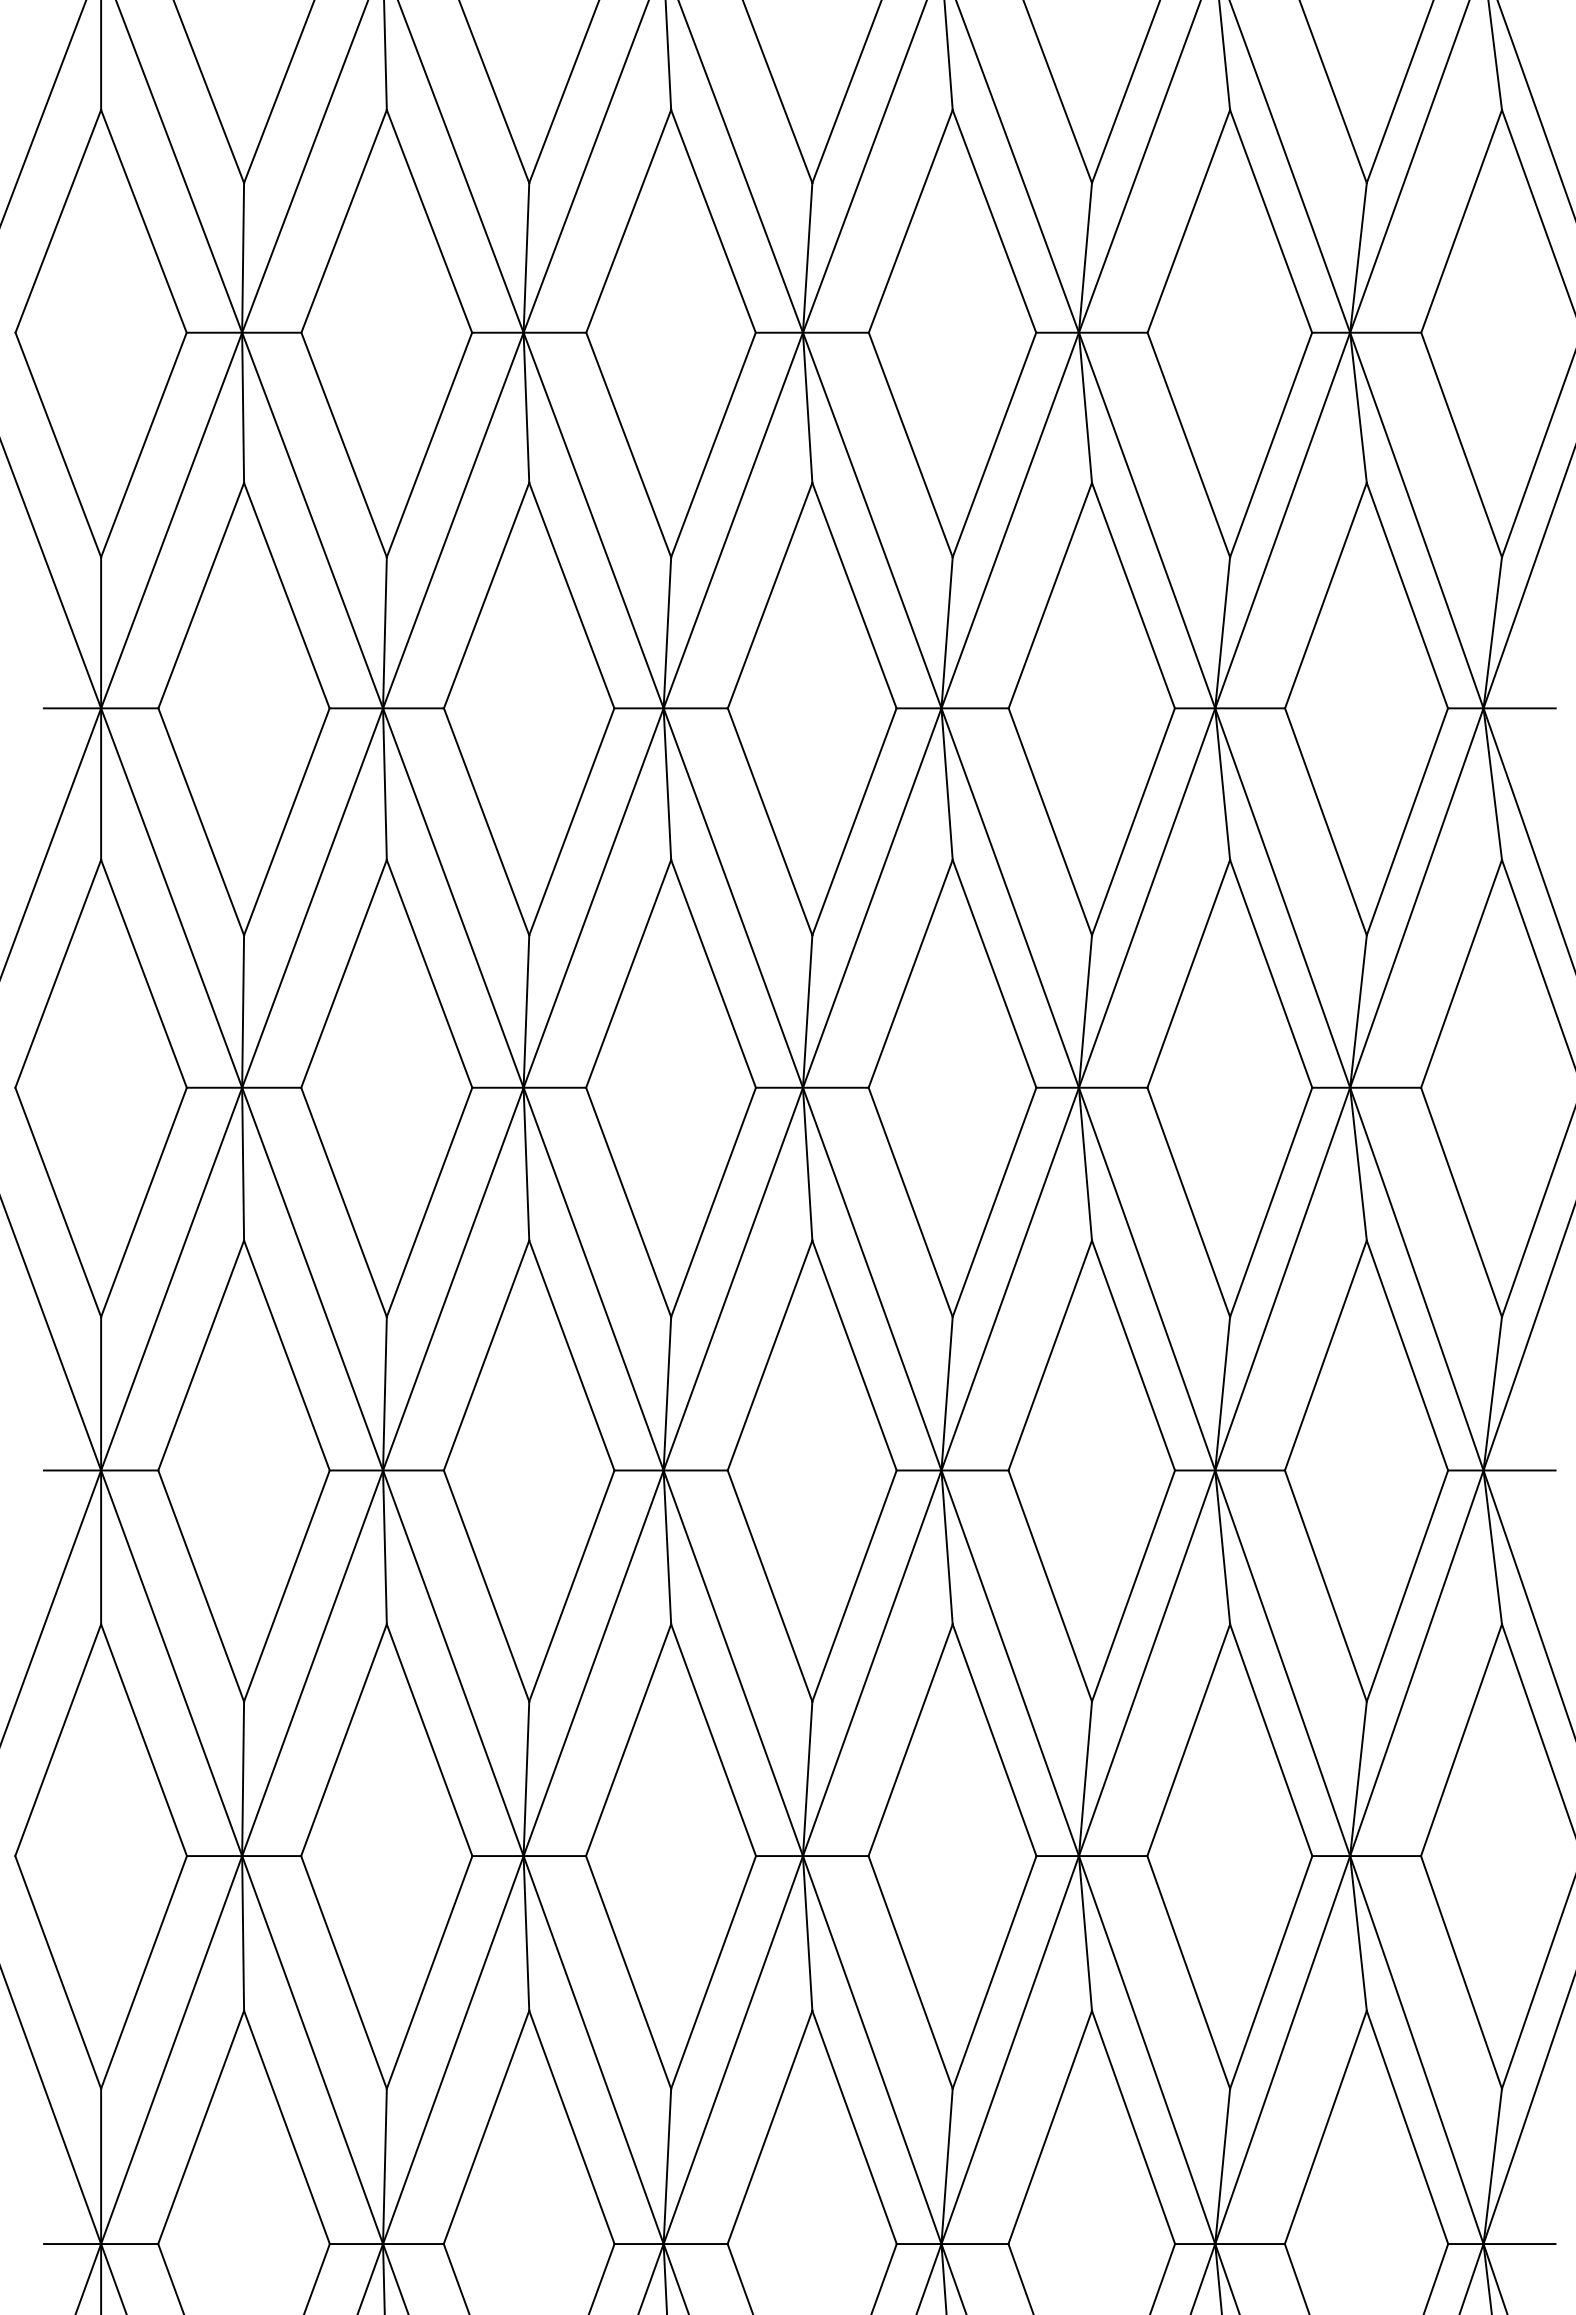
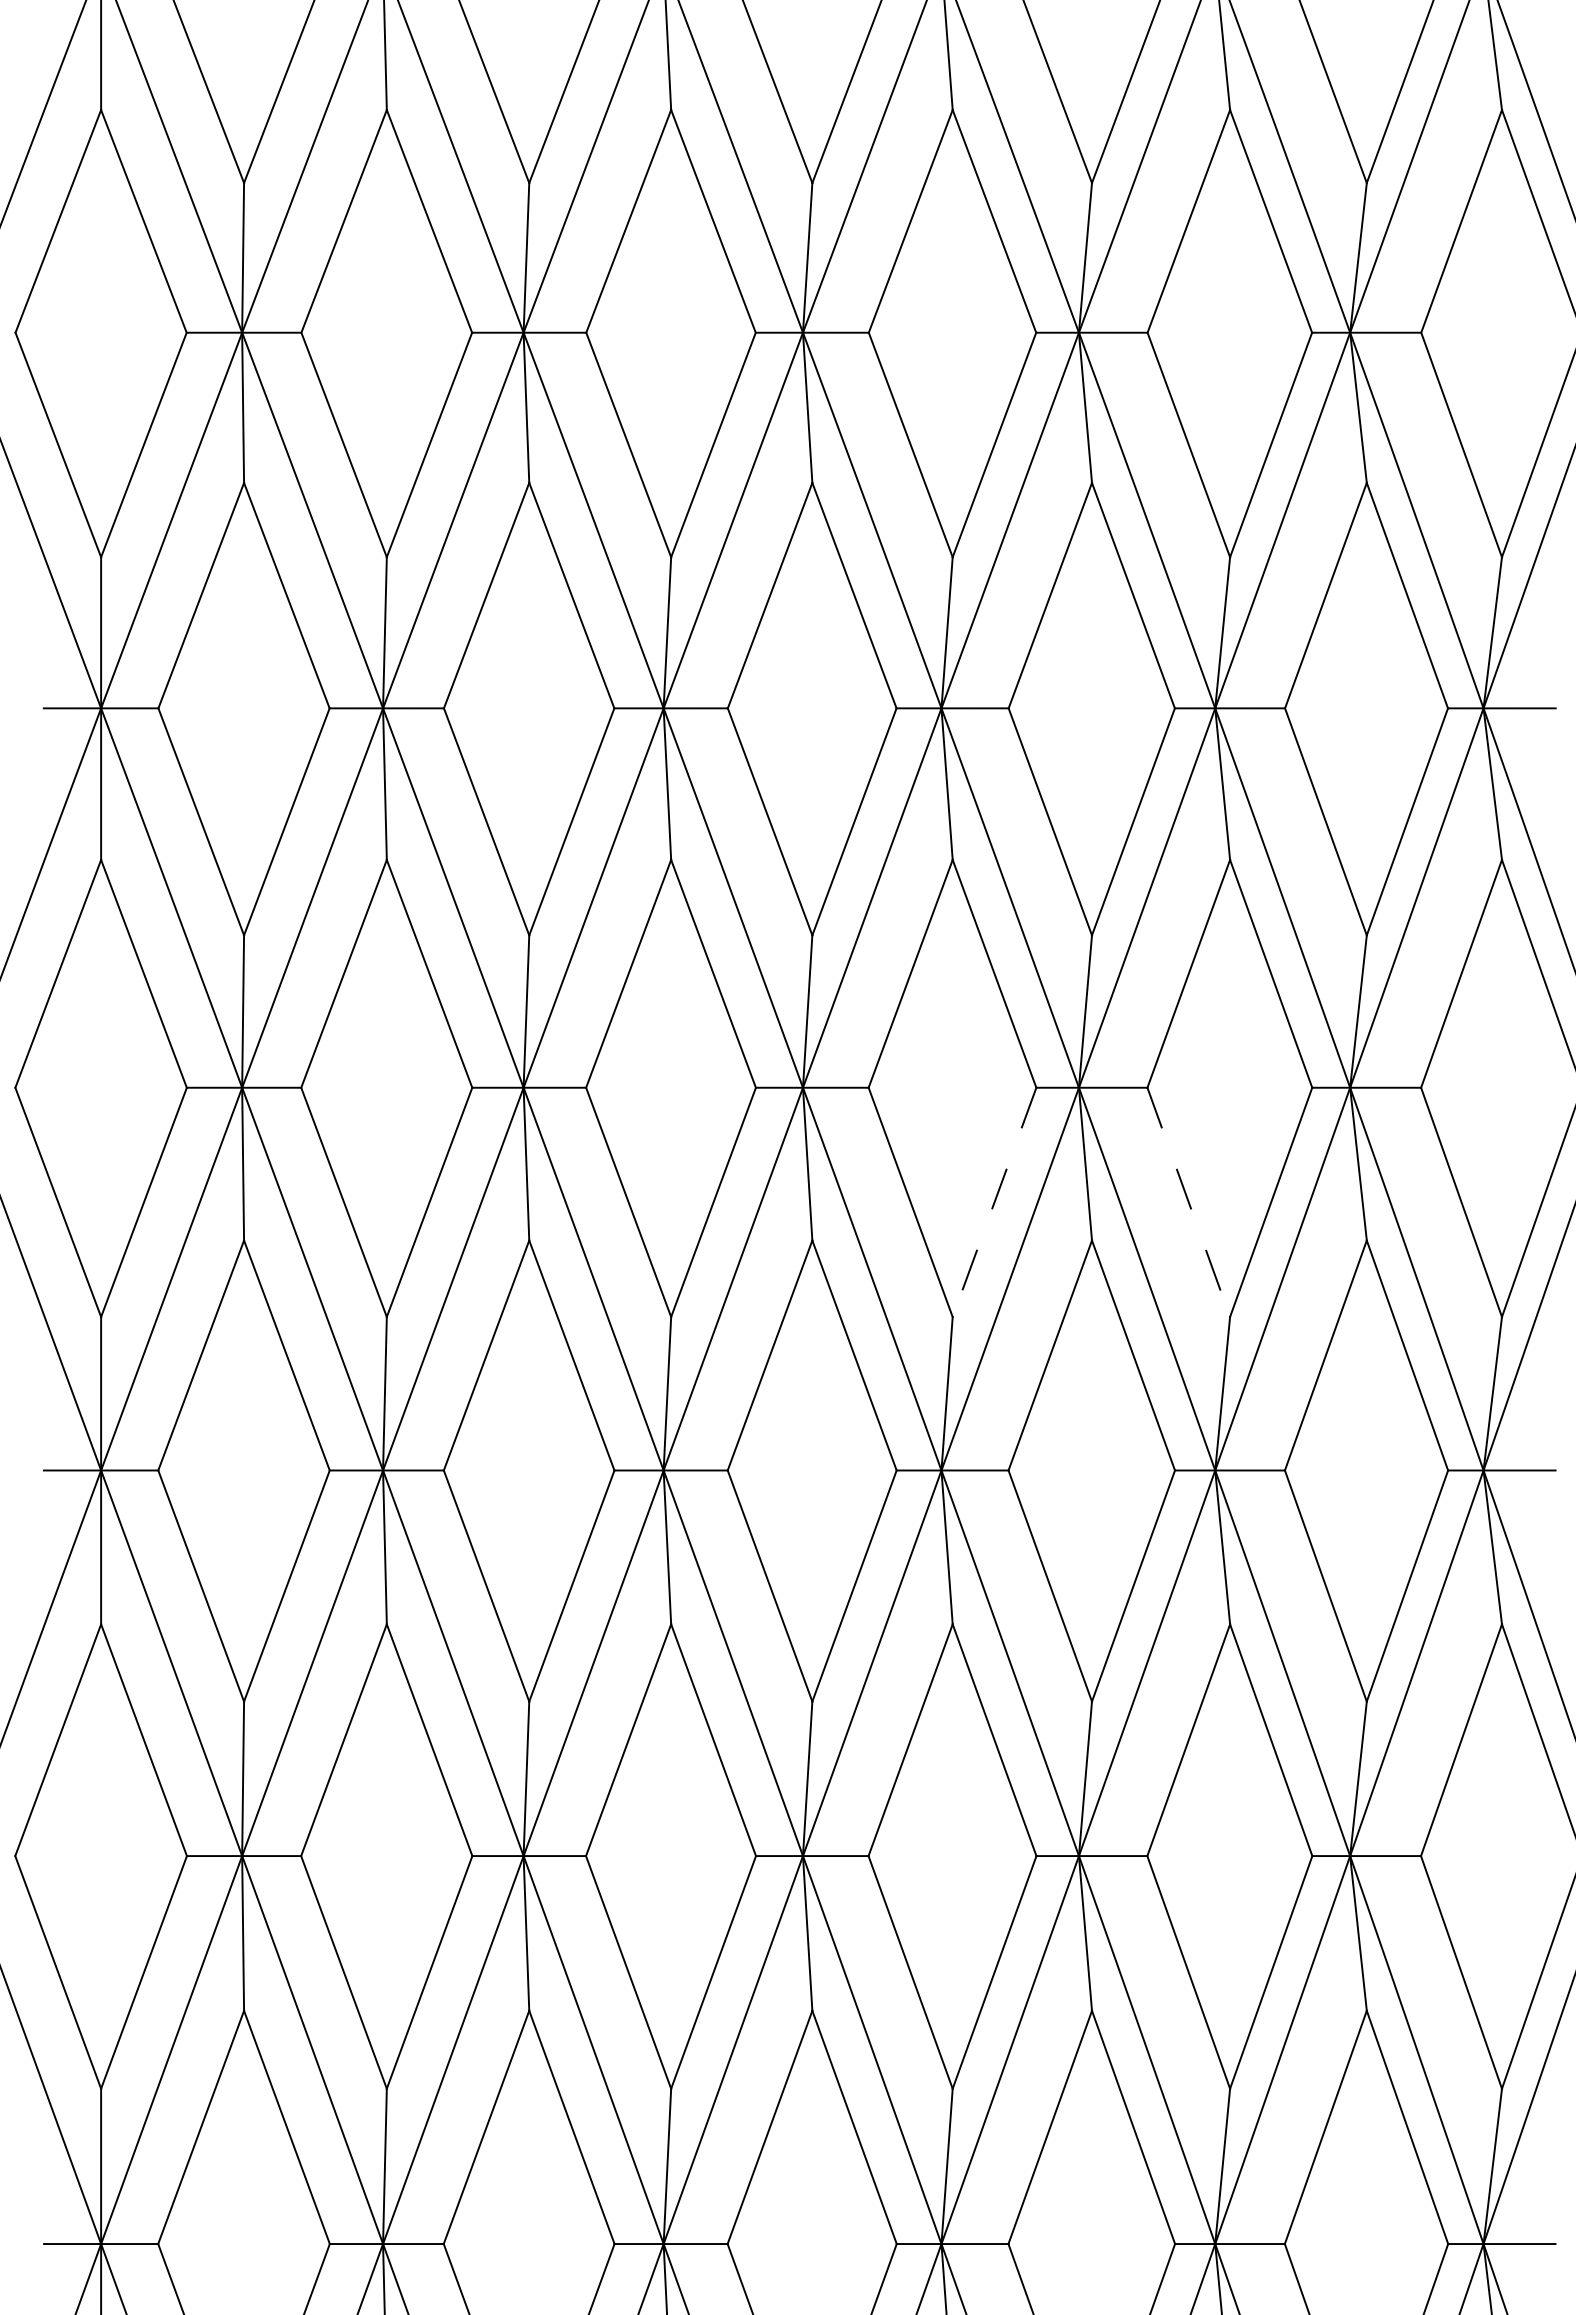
line: solid -> dashed (994, 1202)
line: solid -> dashed (1188, 1202)
